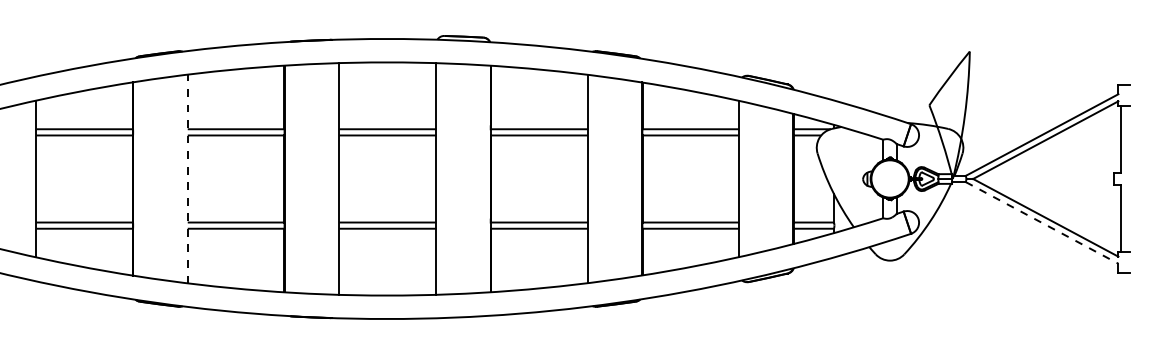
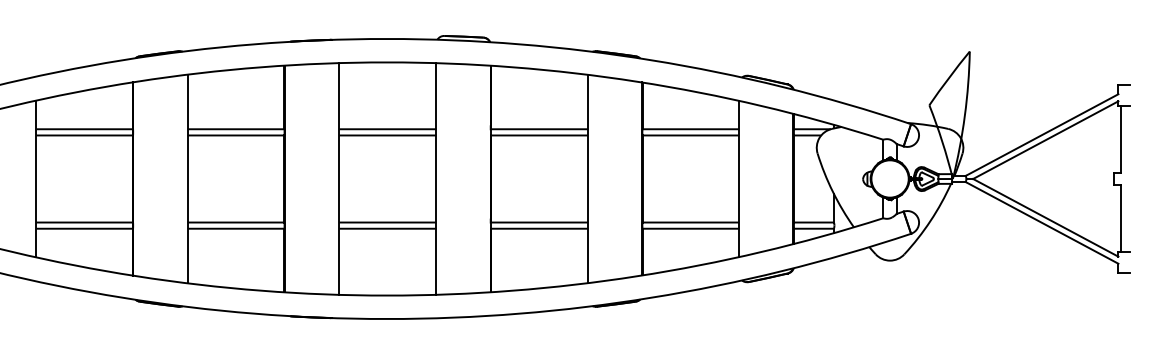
line: dashed -> solid (187, 178)
line: dashed -> solid (1042, 222)
